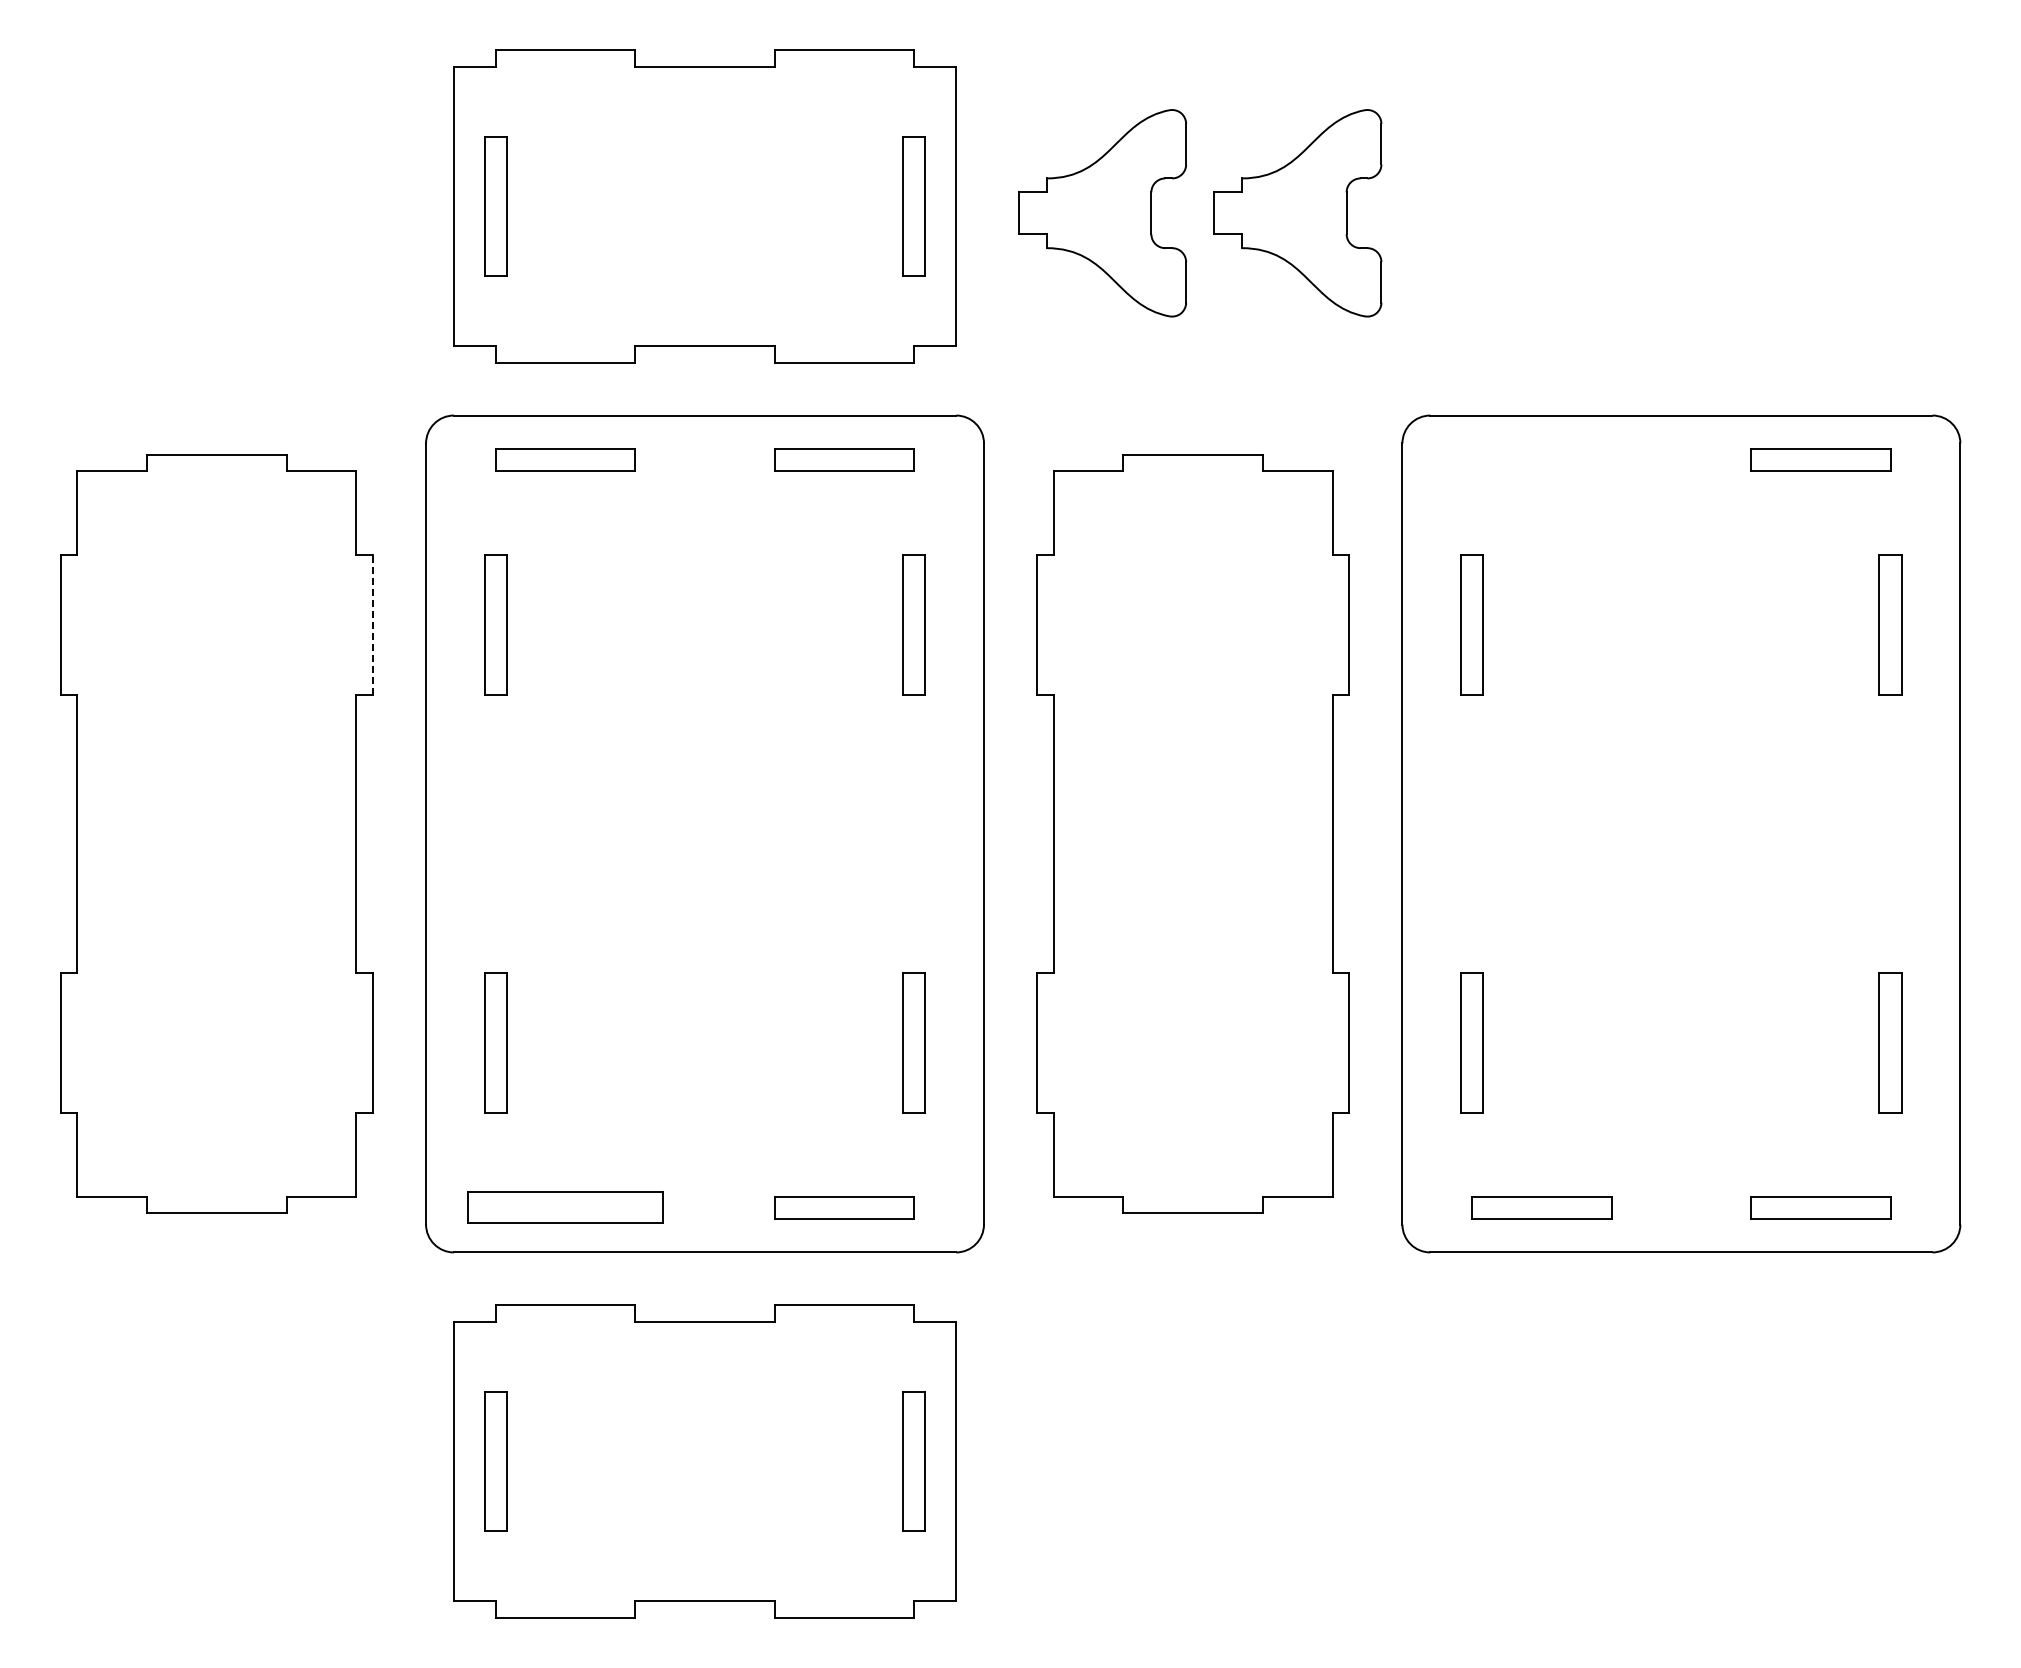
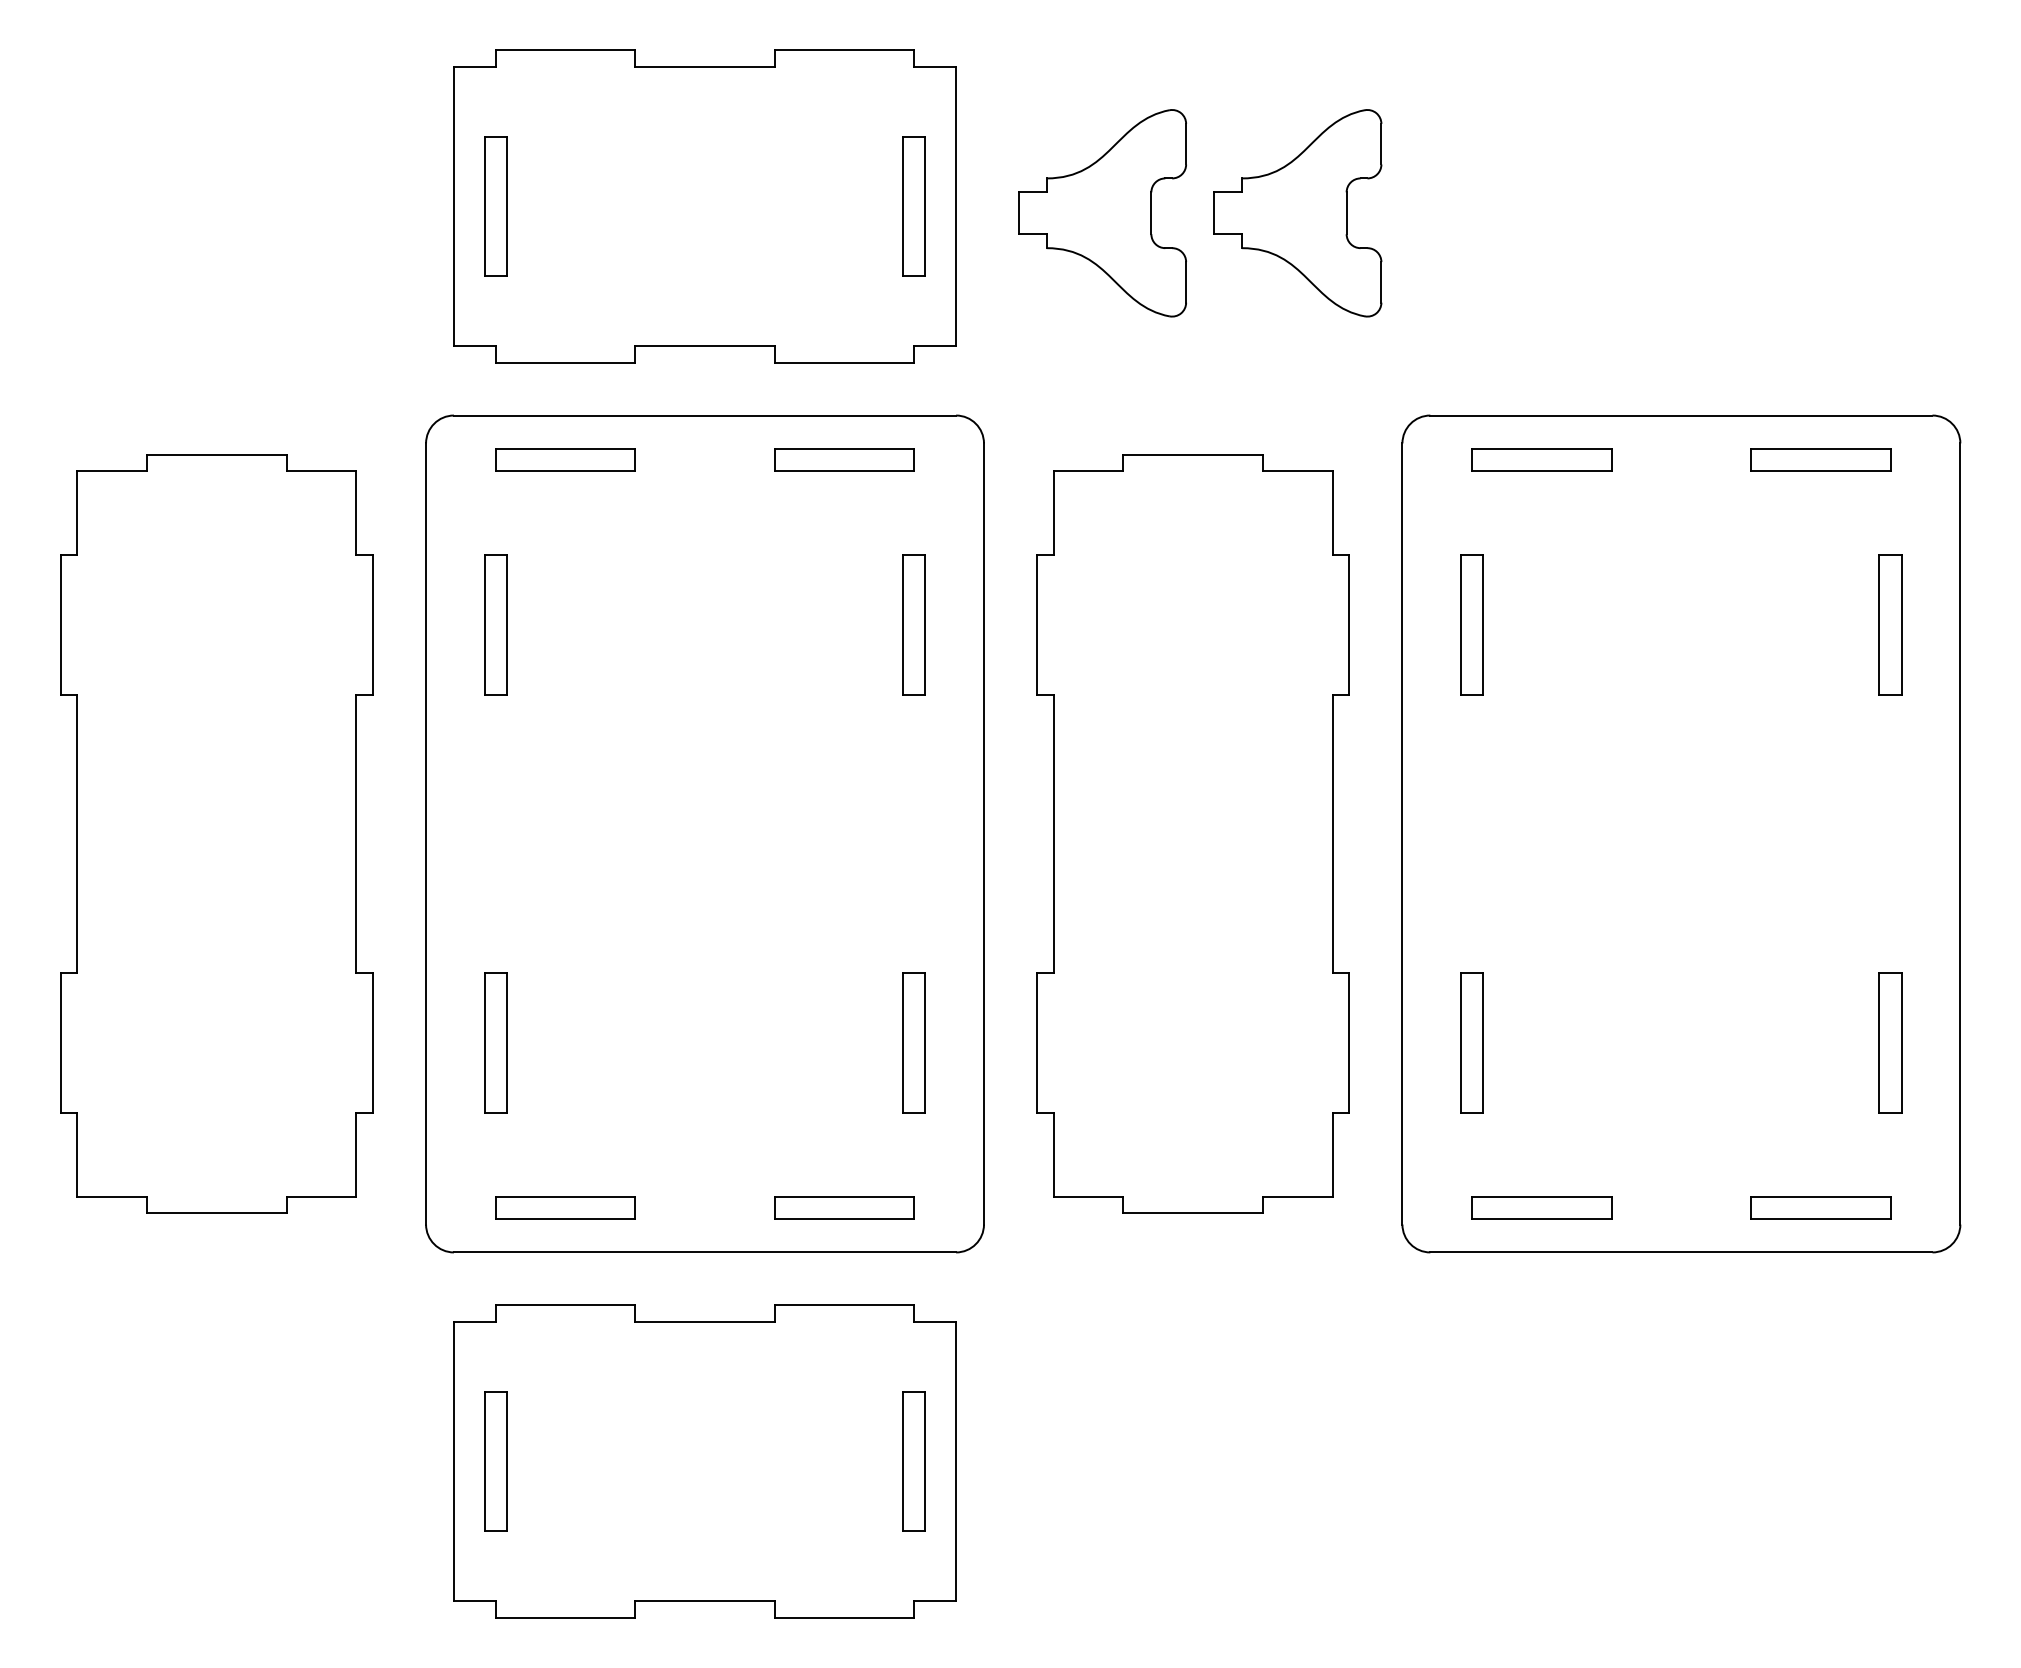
part: none -> present (1541, 459)
line: dashed -> solid (373, 624)
part size: 197x33 px -> 141x24 px (565, 1207)
